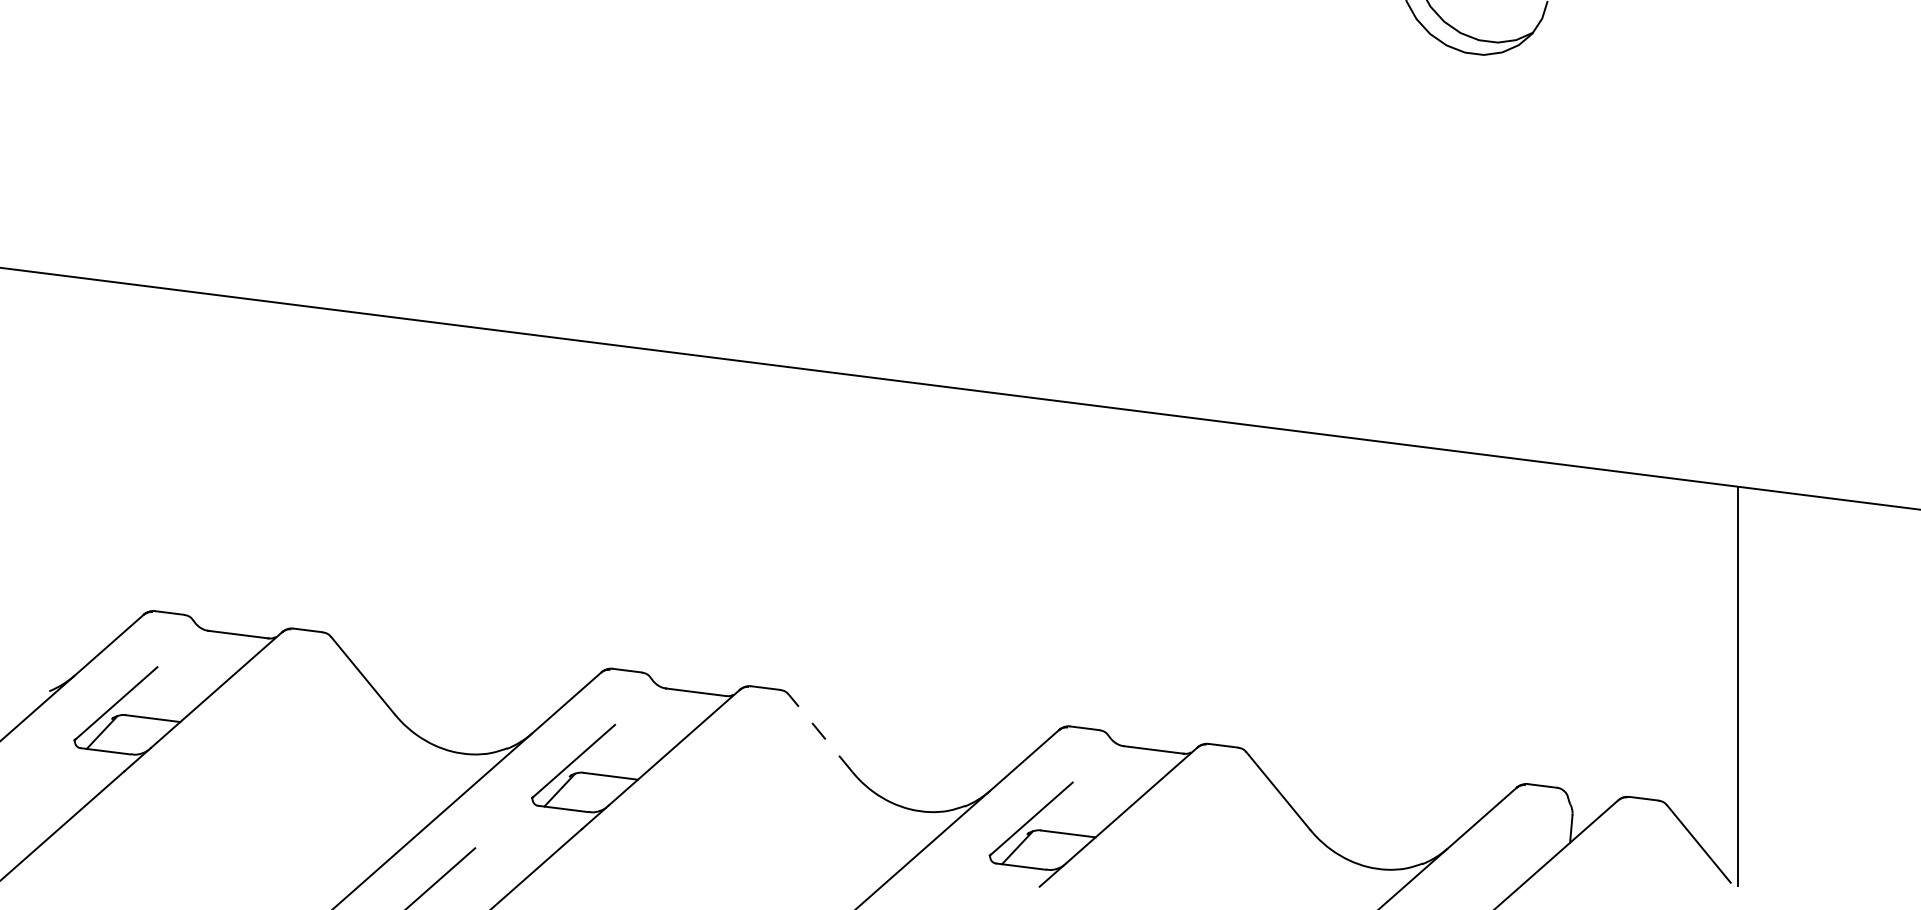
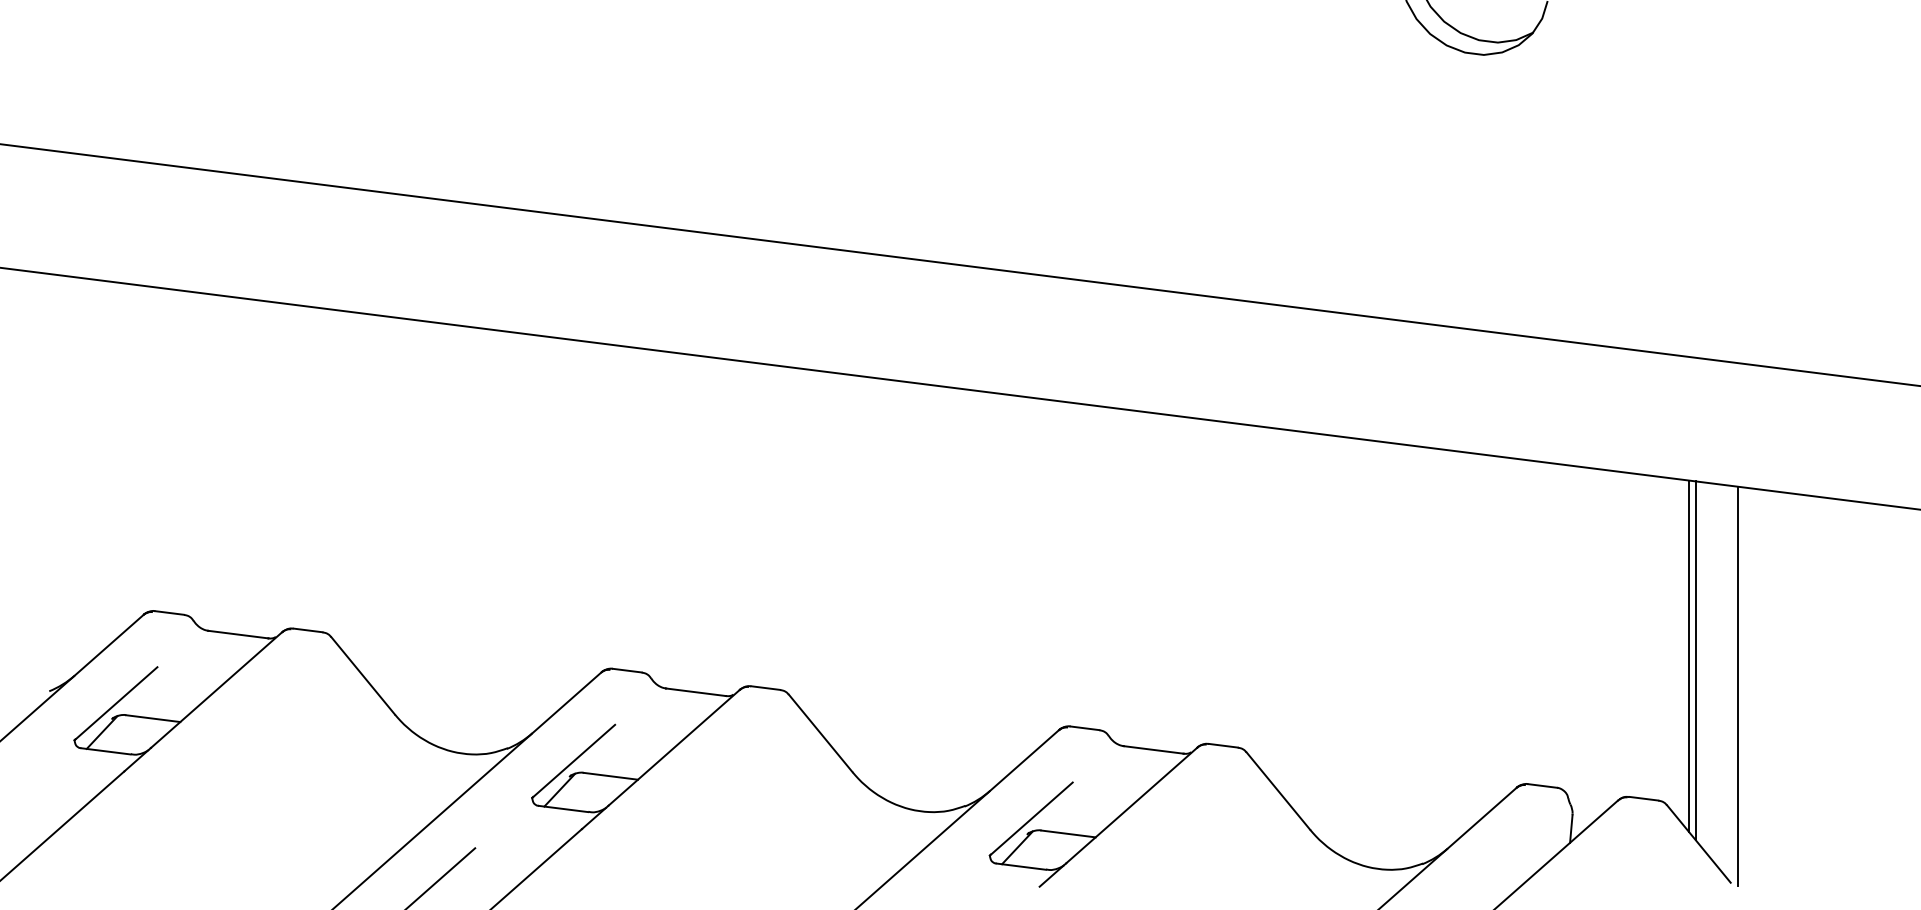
line: none -> present (959, 264)
line: none -> present (1688, 655)
line: none -> present (1695, 660)
line: dashed -> solid (820, 733)
